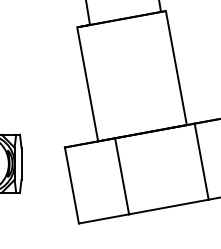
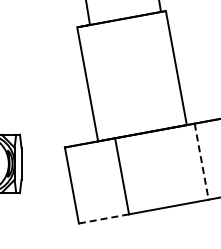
line: solid -> dashed (201, 161)
line: solid -> dashed (104, 218)
